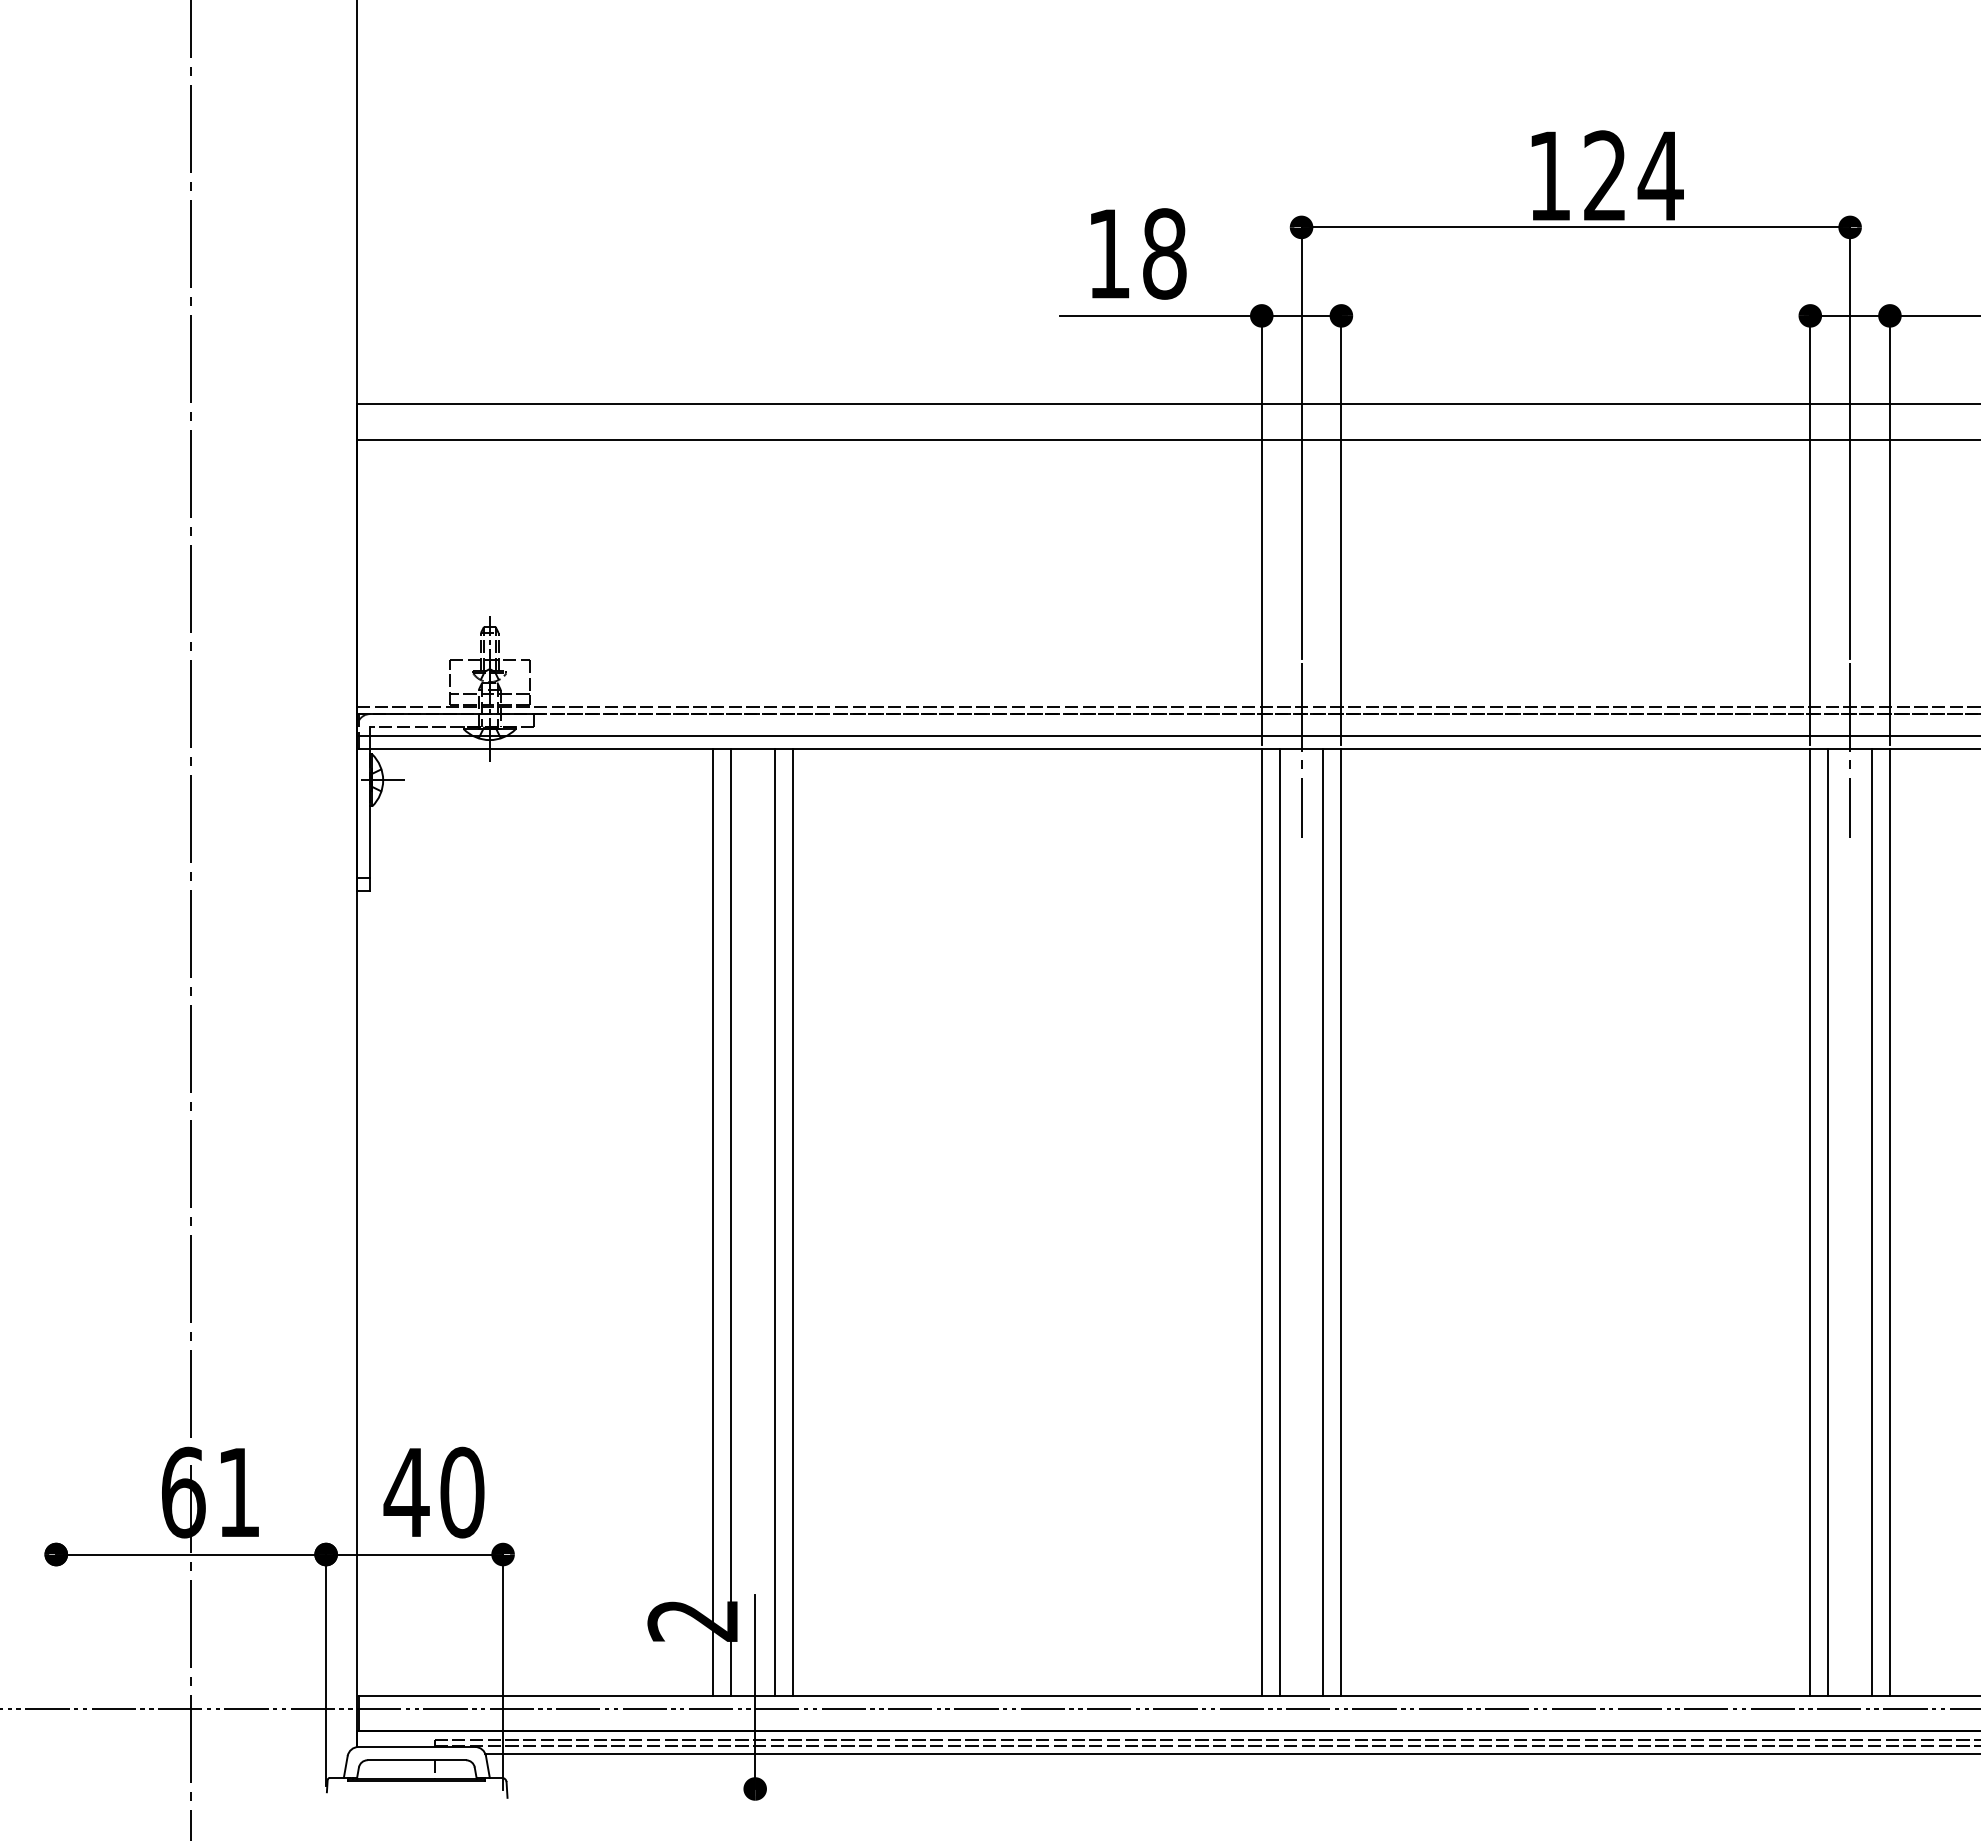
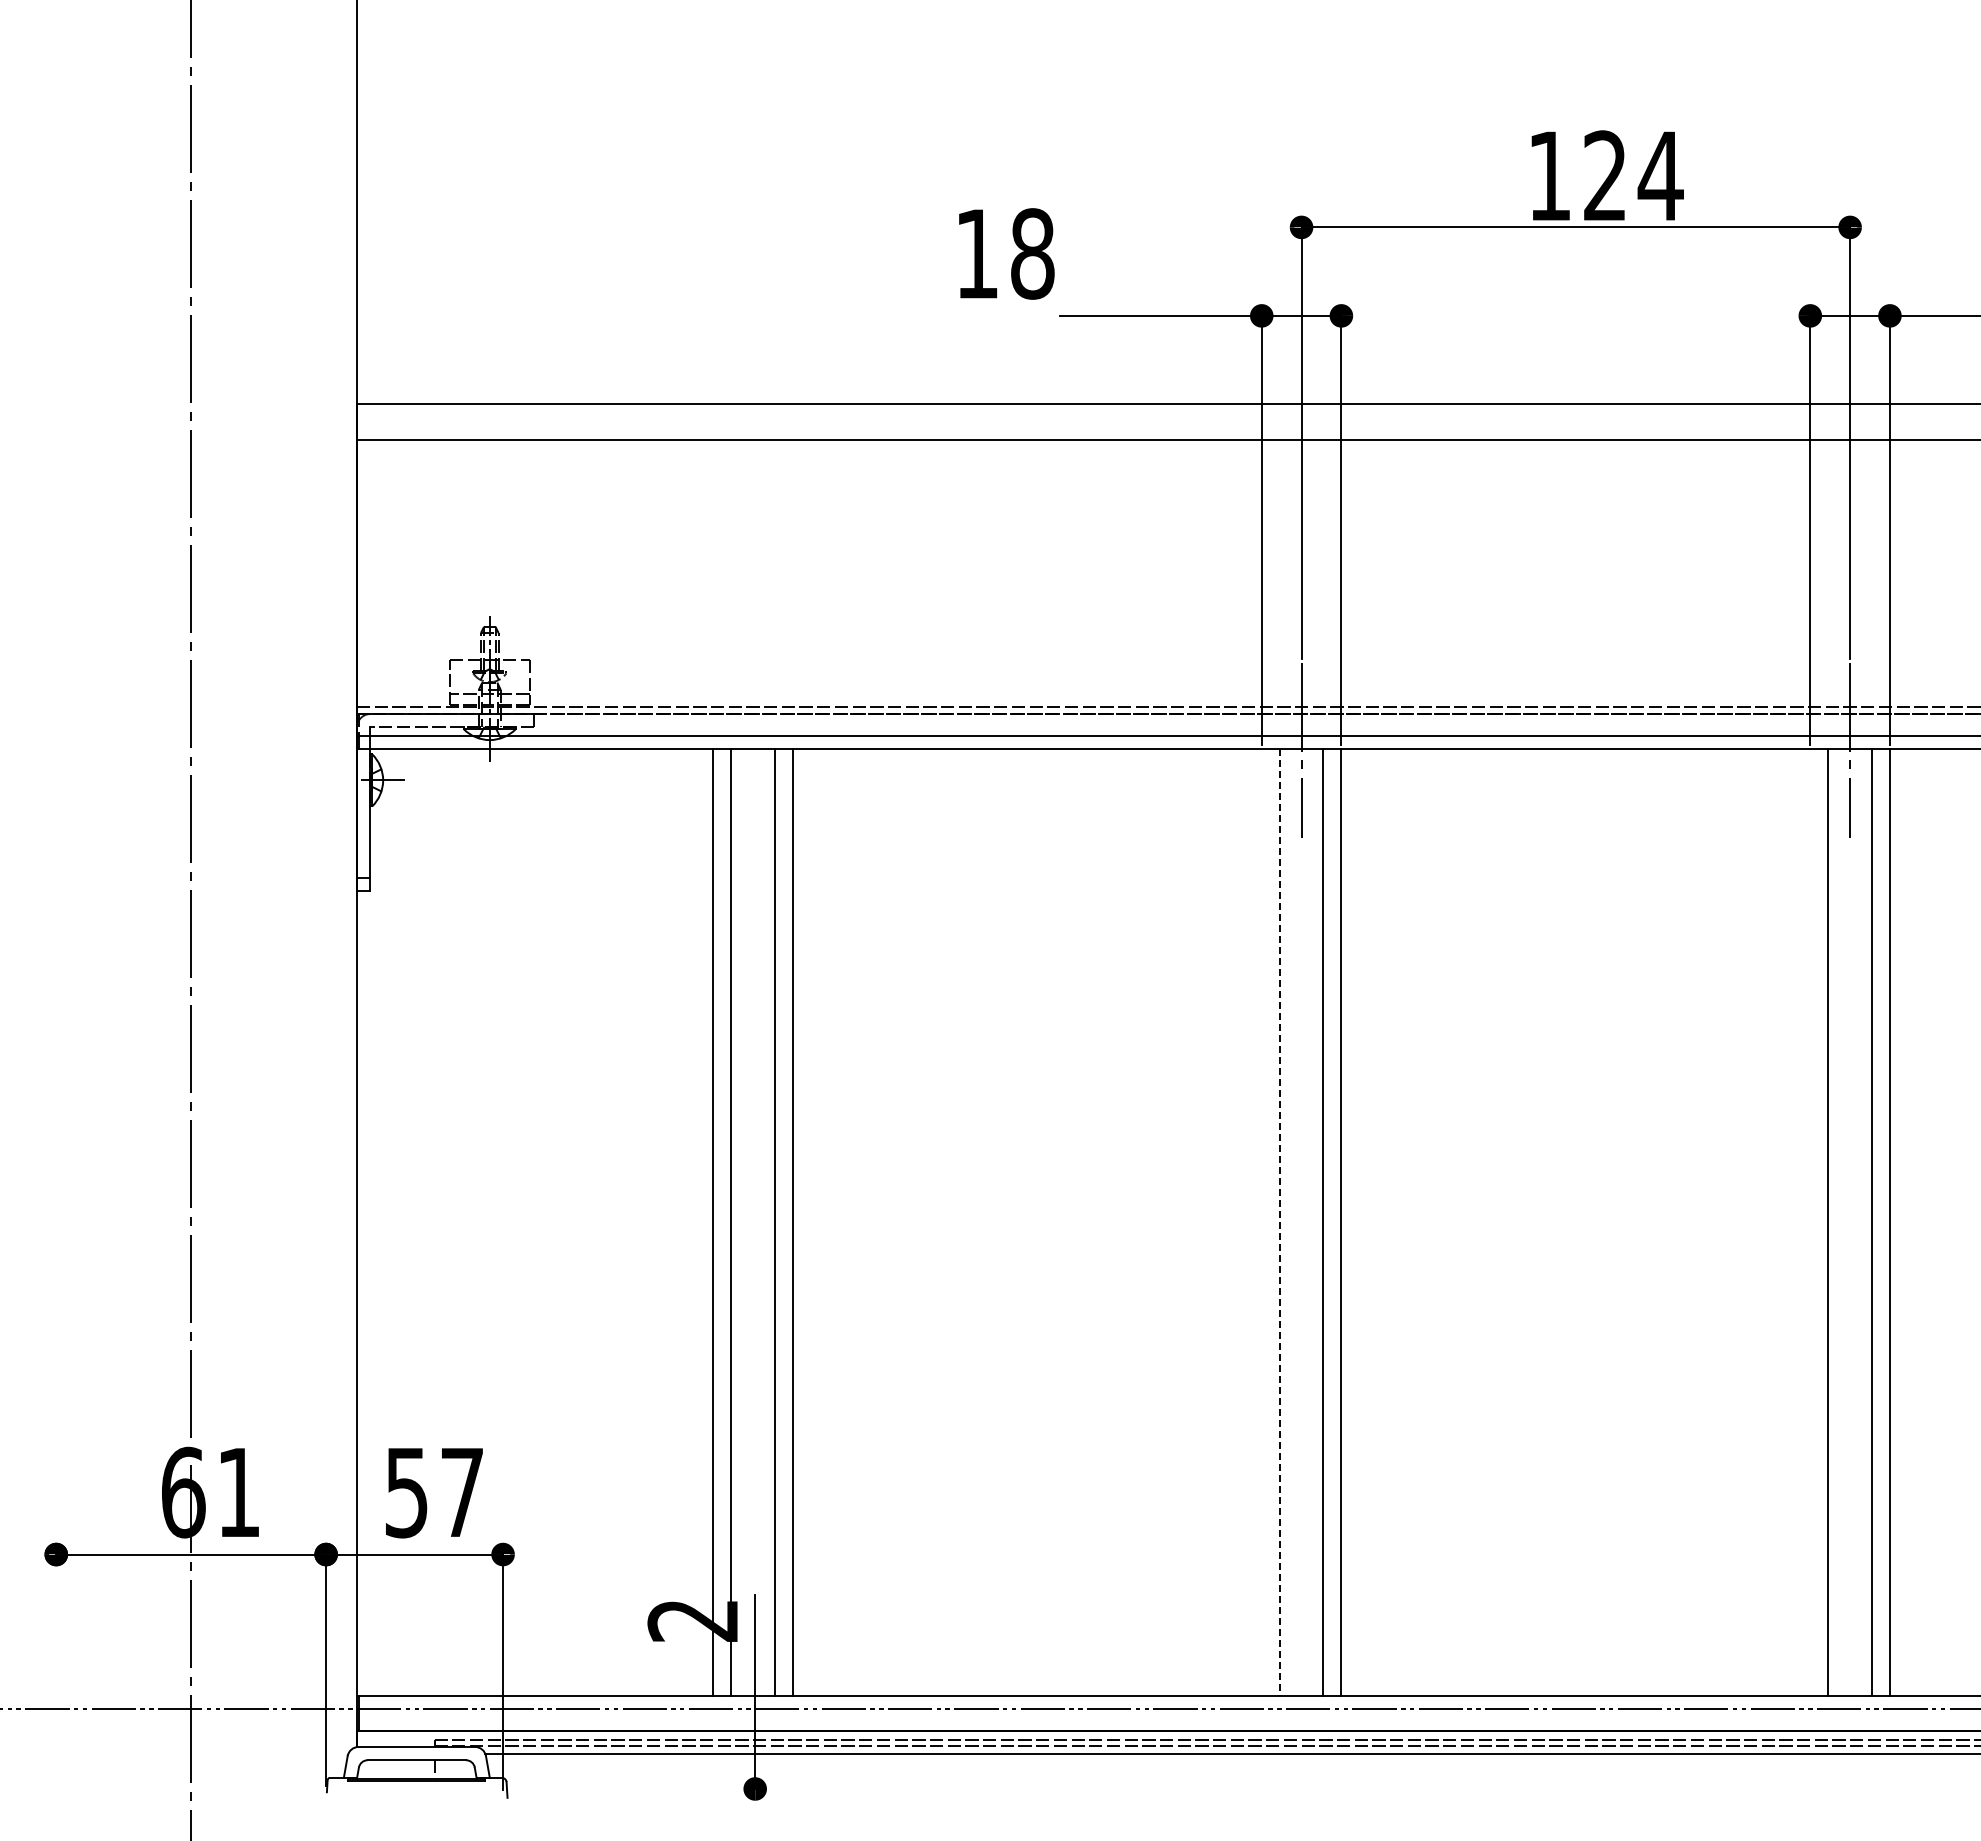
text position: (1138, 253) -> (1006, 253) (1006, 253)
line: present -> none (1261, 1222)
line: present -> none (1810, 1222)
line: solid -> dashed (1279, 1223)
text: 40 -> 57 (433, 1492)
